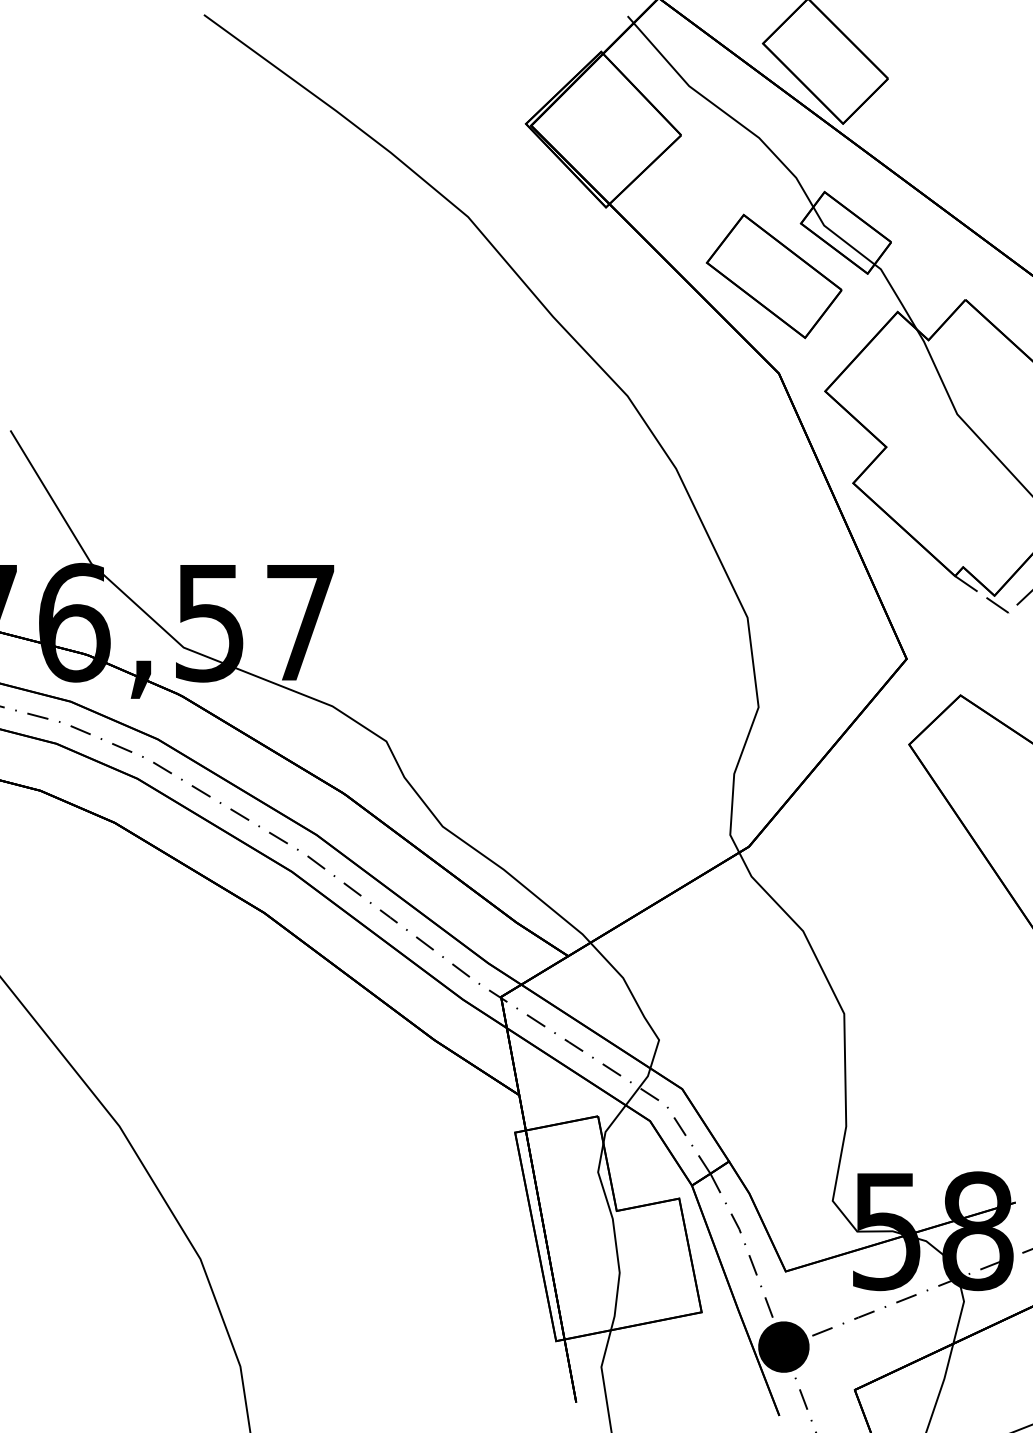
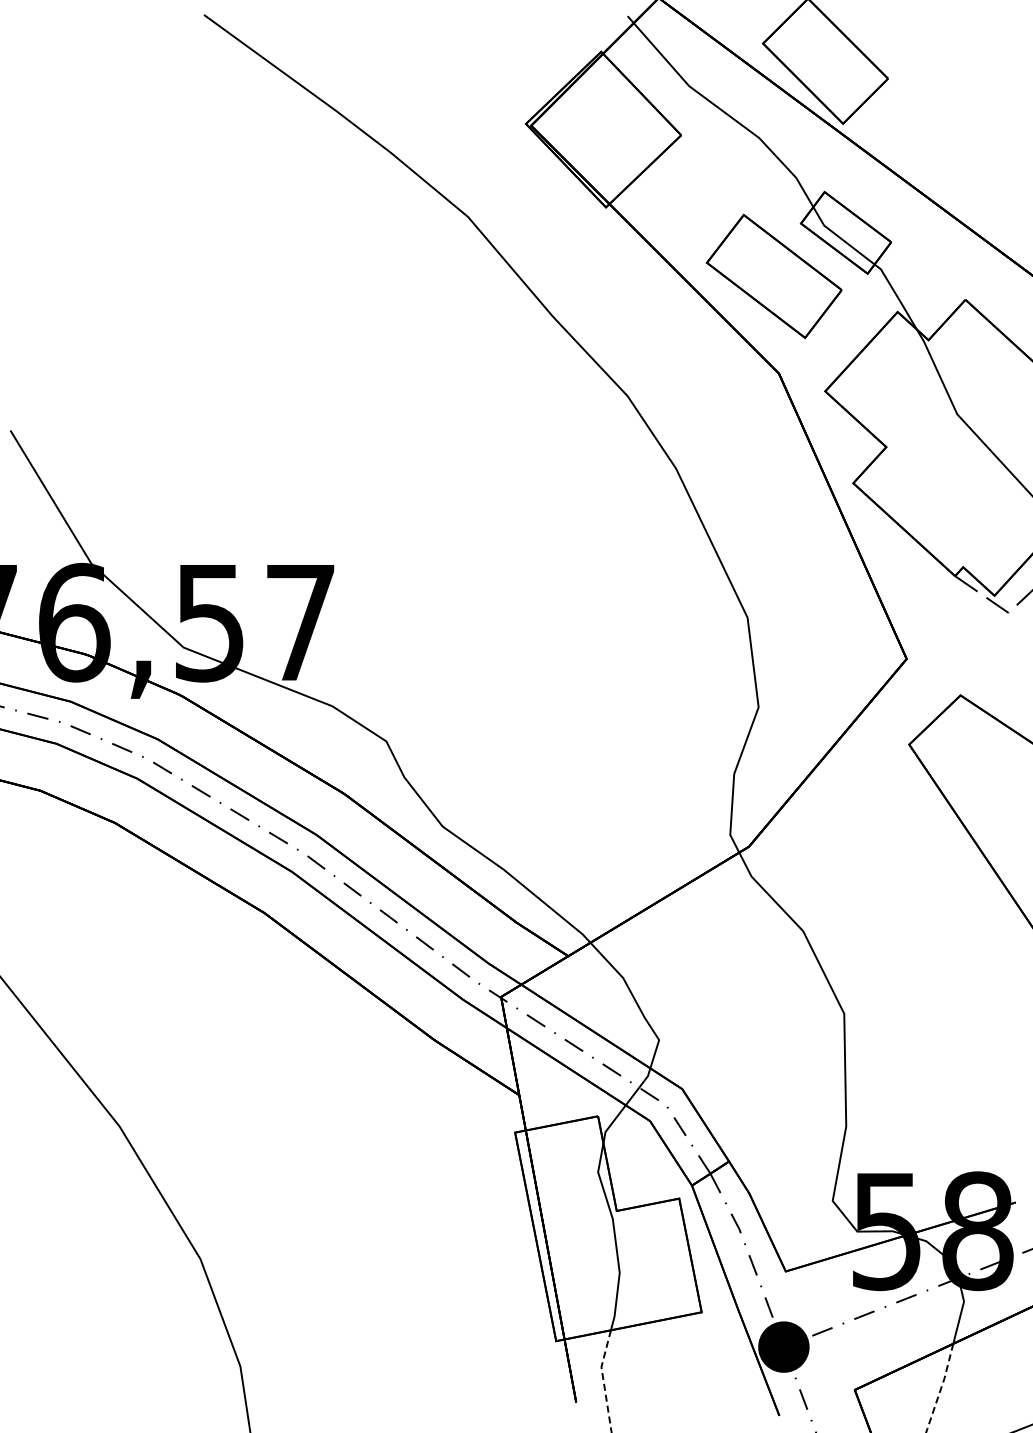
line: solid -> dashed (603, 1380)
line: solid -> dashed (941, 1388)
